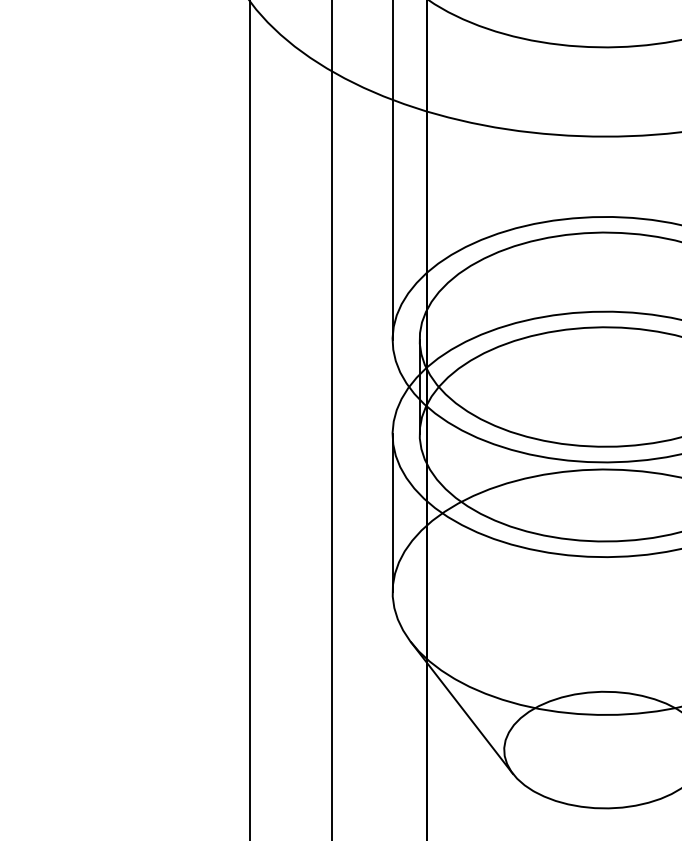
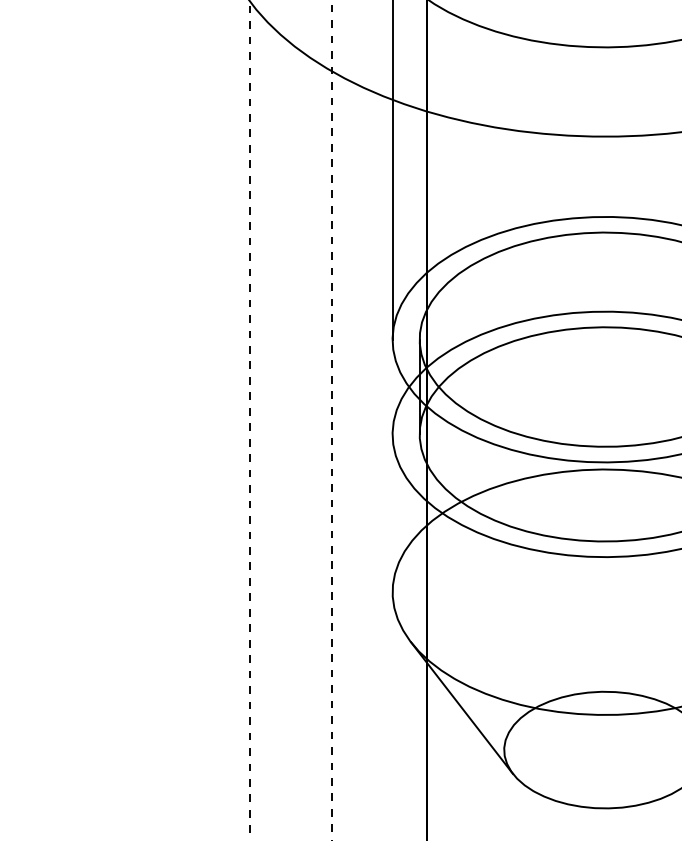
line: solid -> dashed (249, 420)
line: solid -> dashed (331, 420)
line: present -> none (392, 513)
